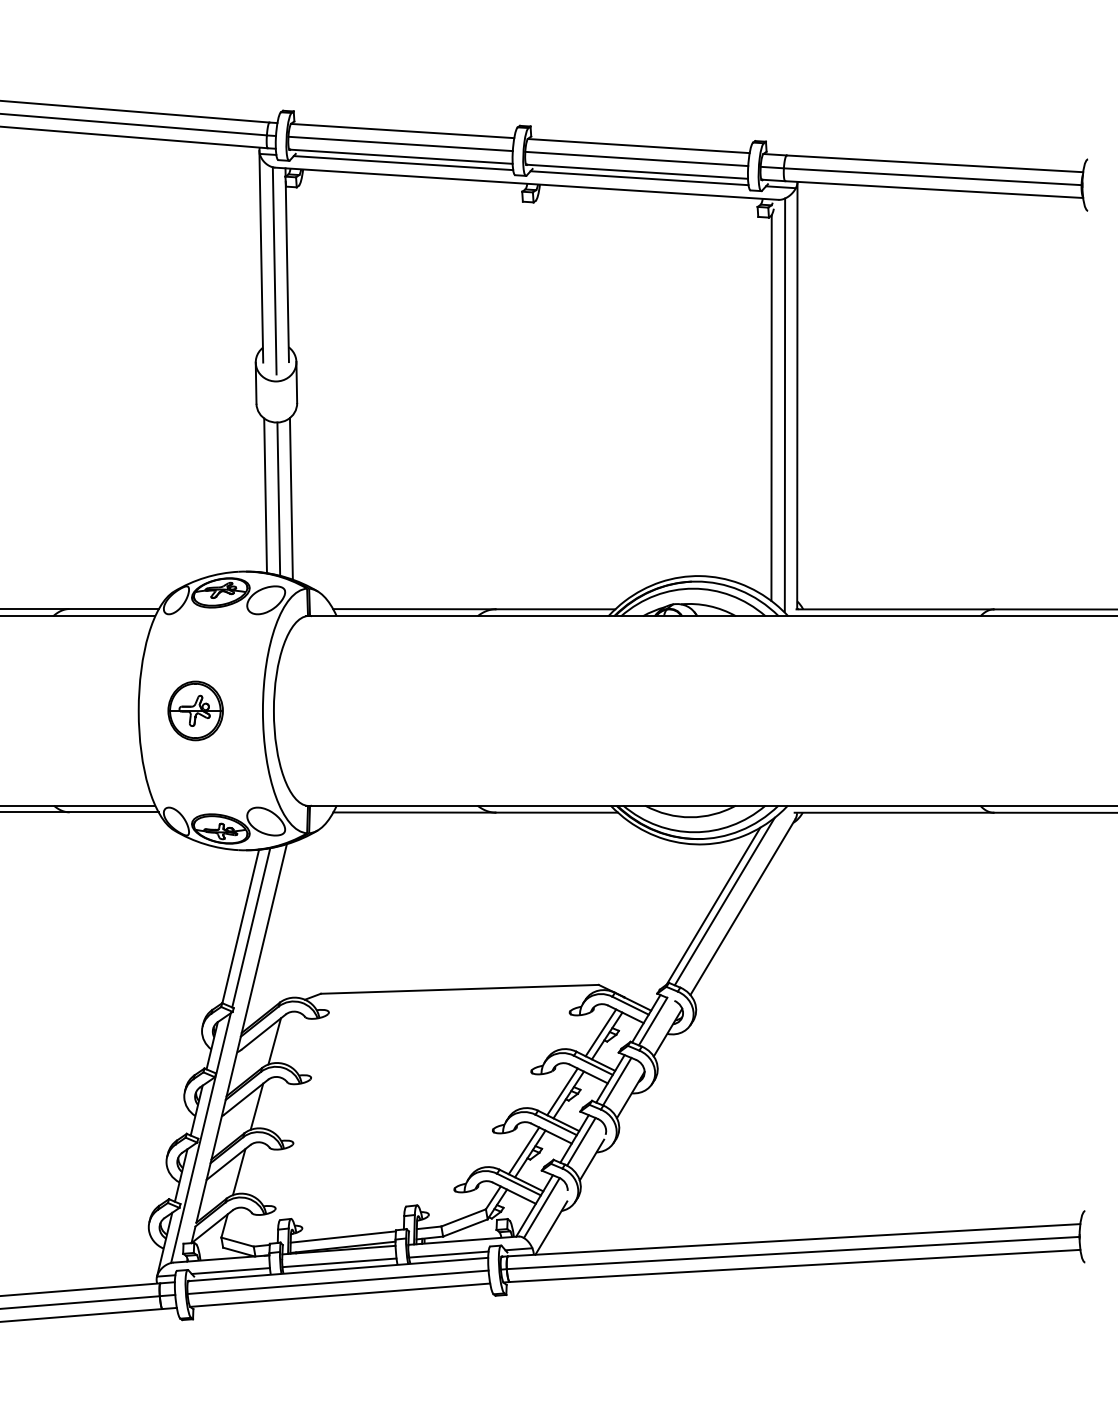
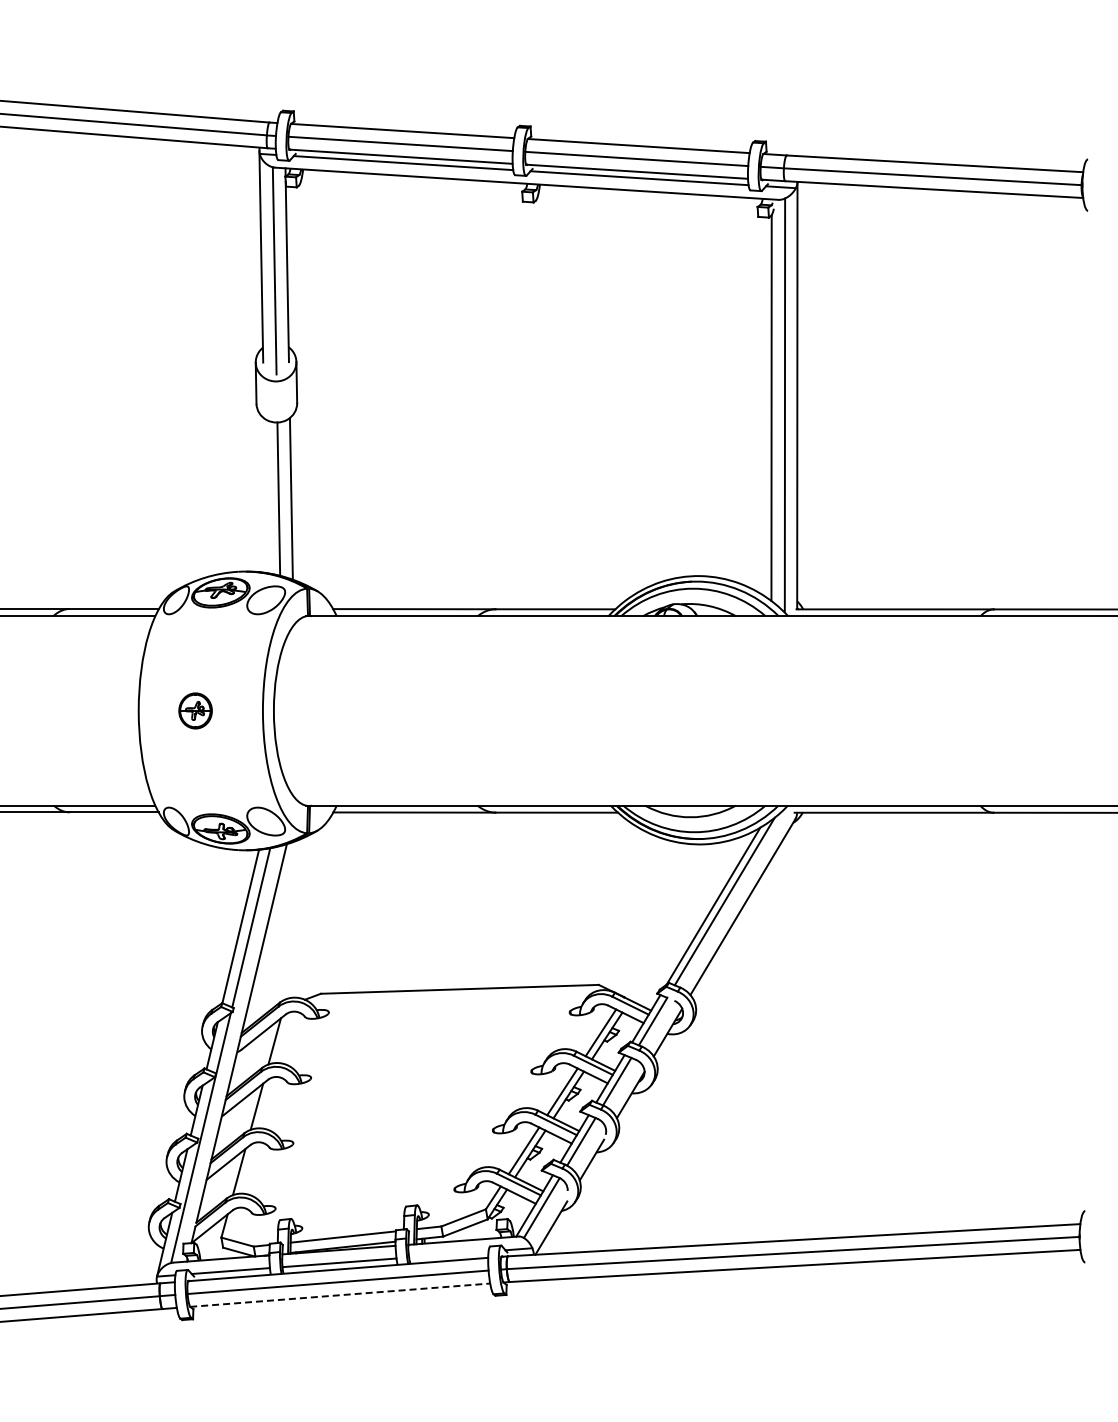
line: present -> none (265, 495)
part size: 57x62 px -> 35x38 px (195, 710)
line: present -> none (448, 1254)
line: solid -> dashed (340, 1295)
